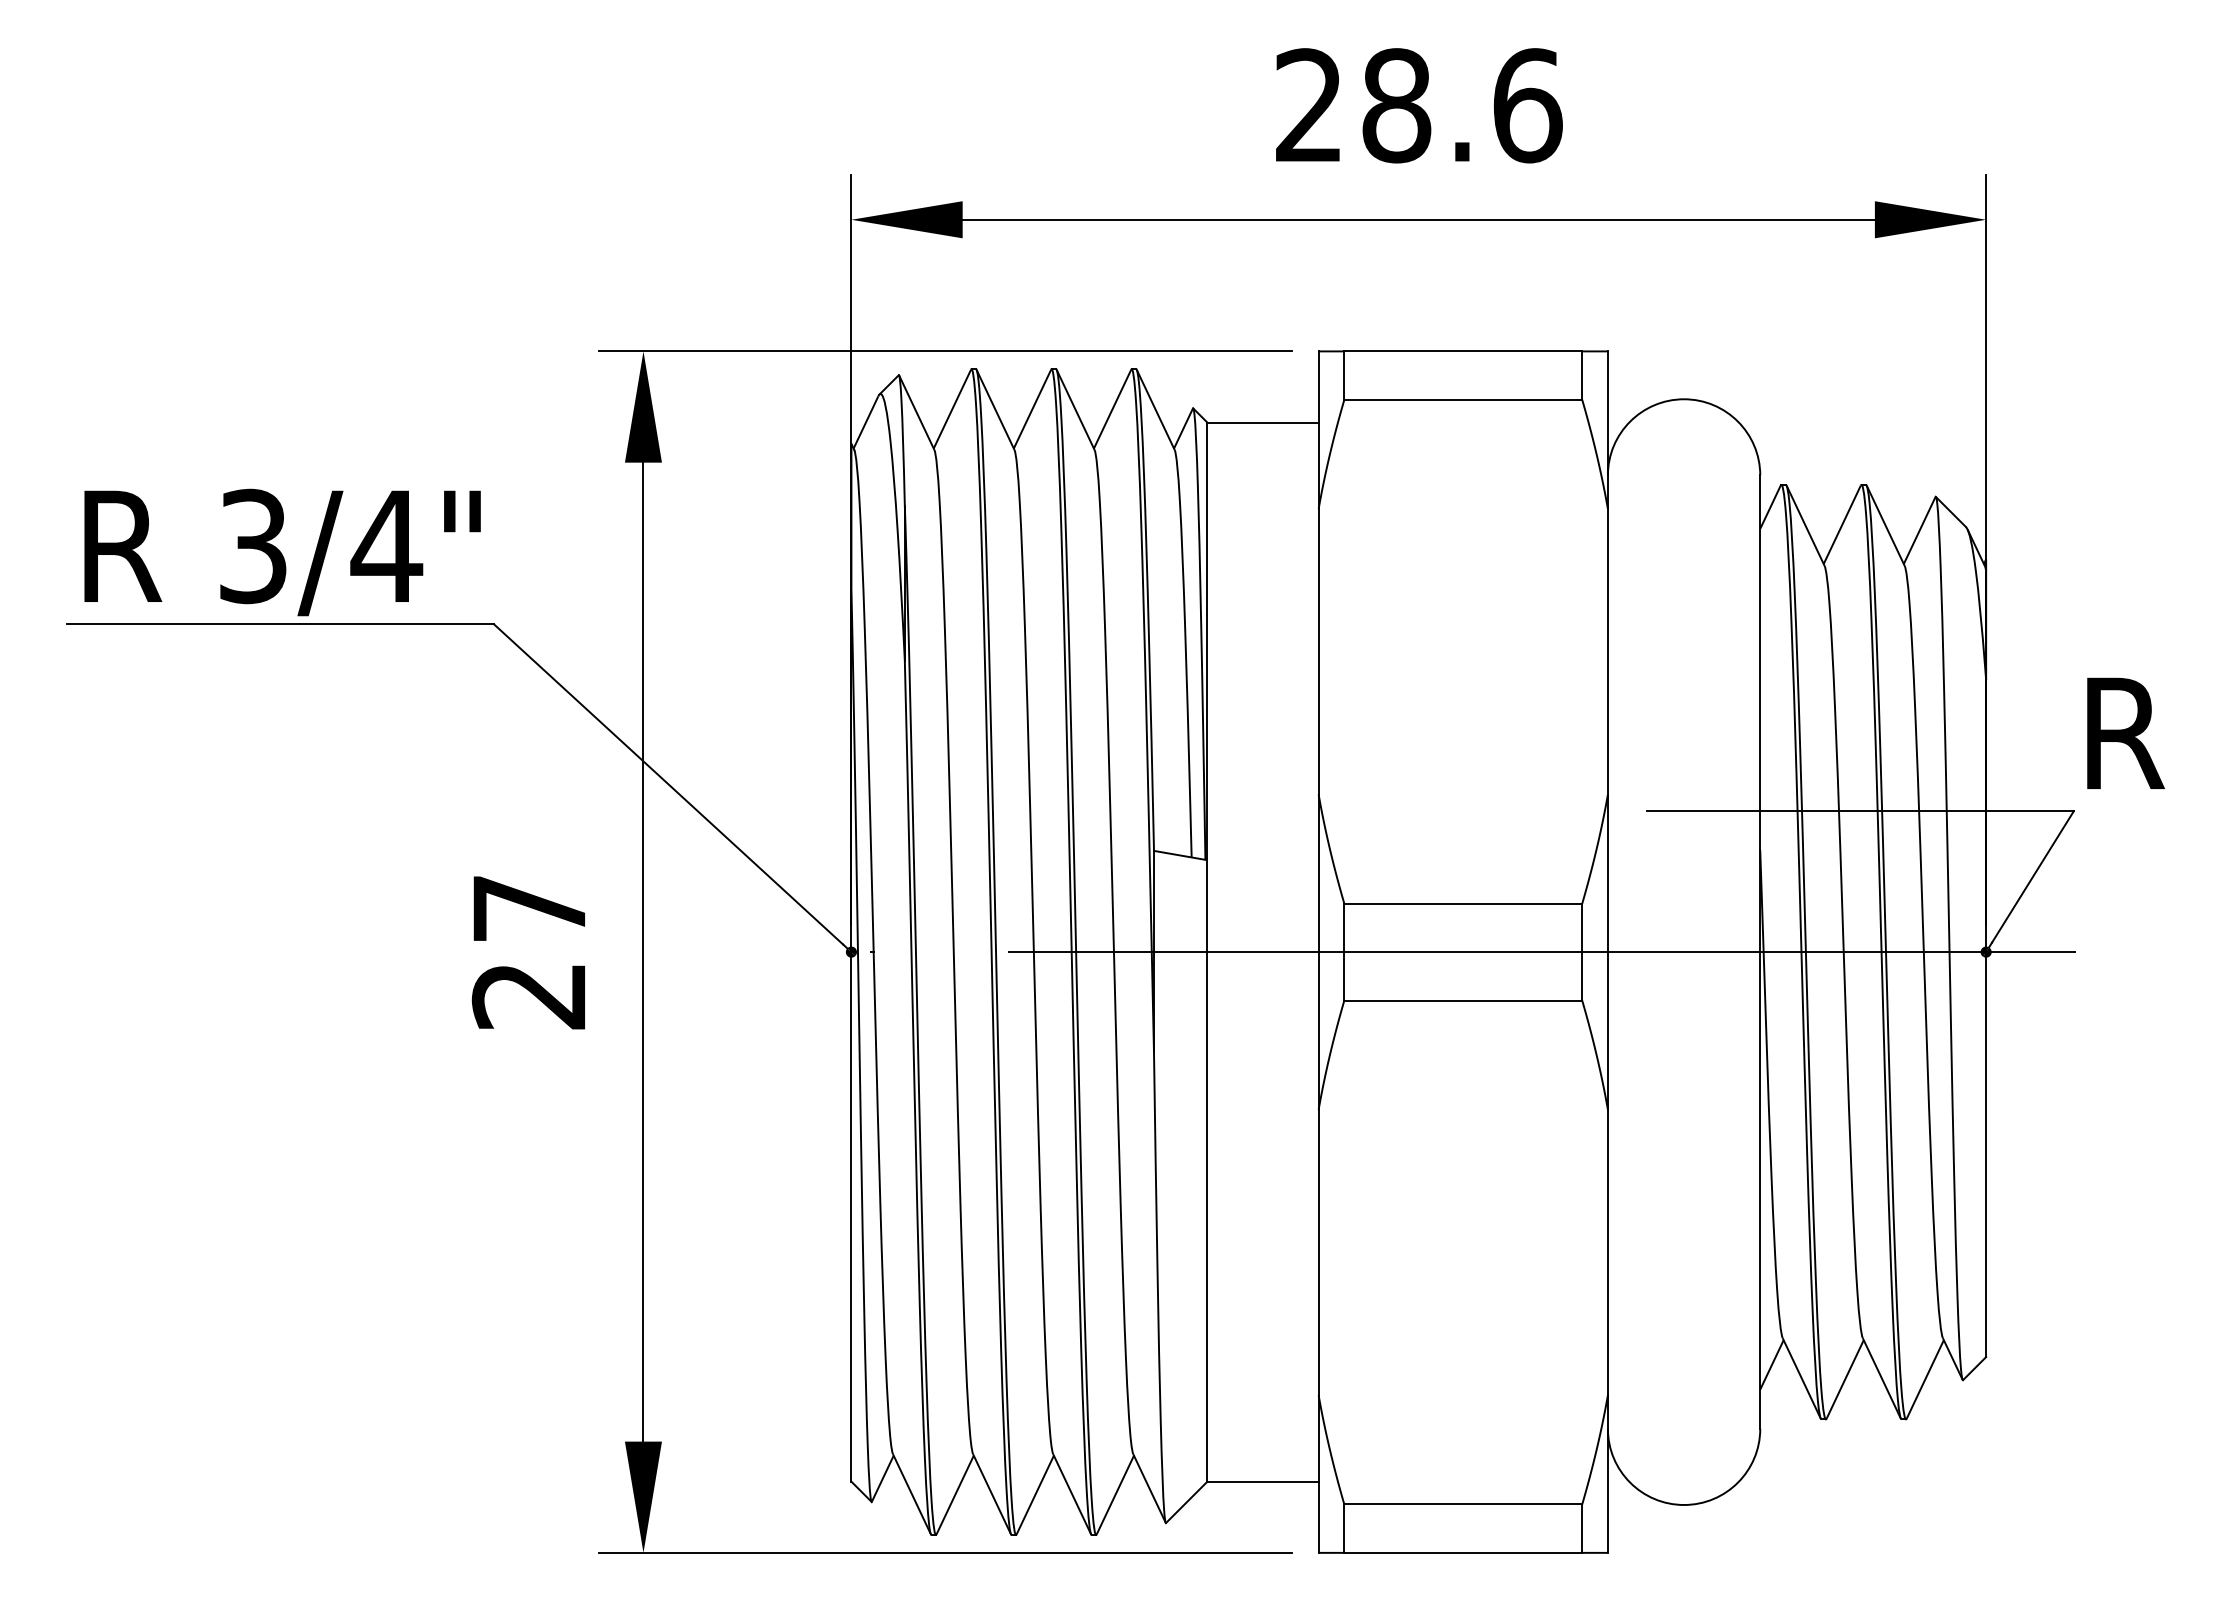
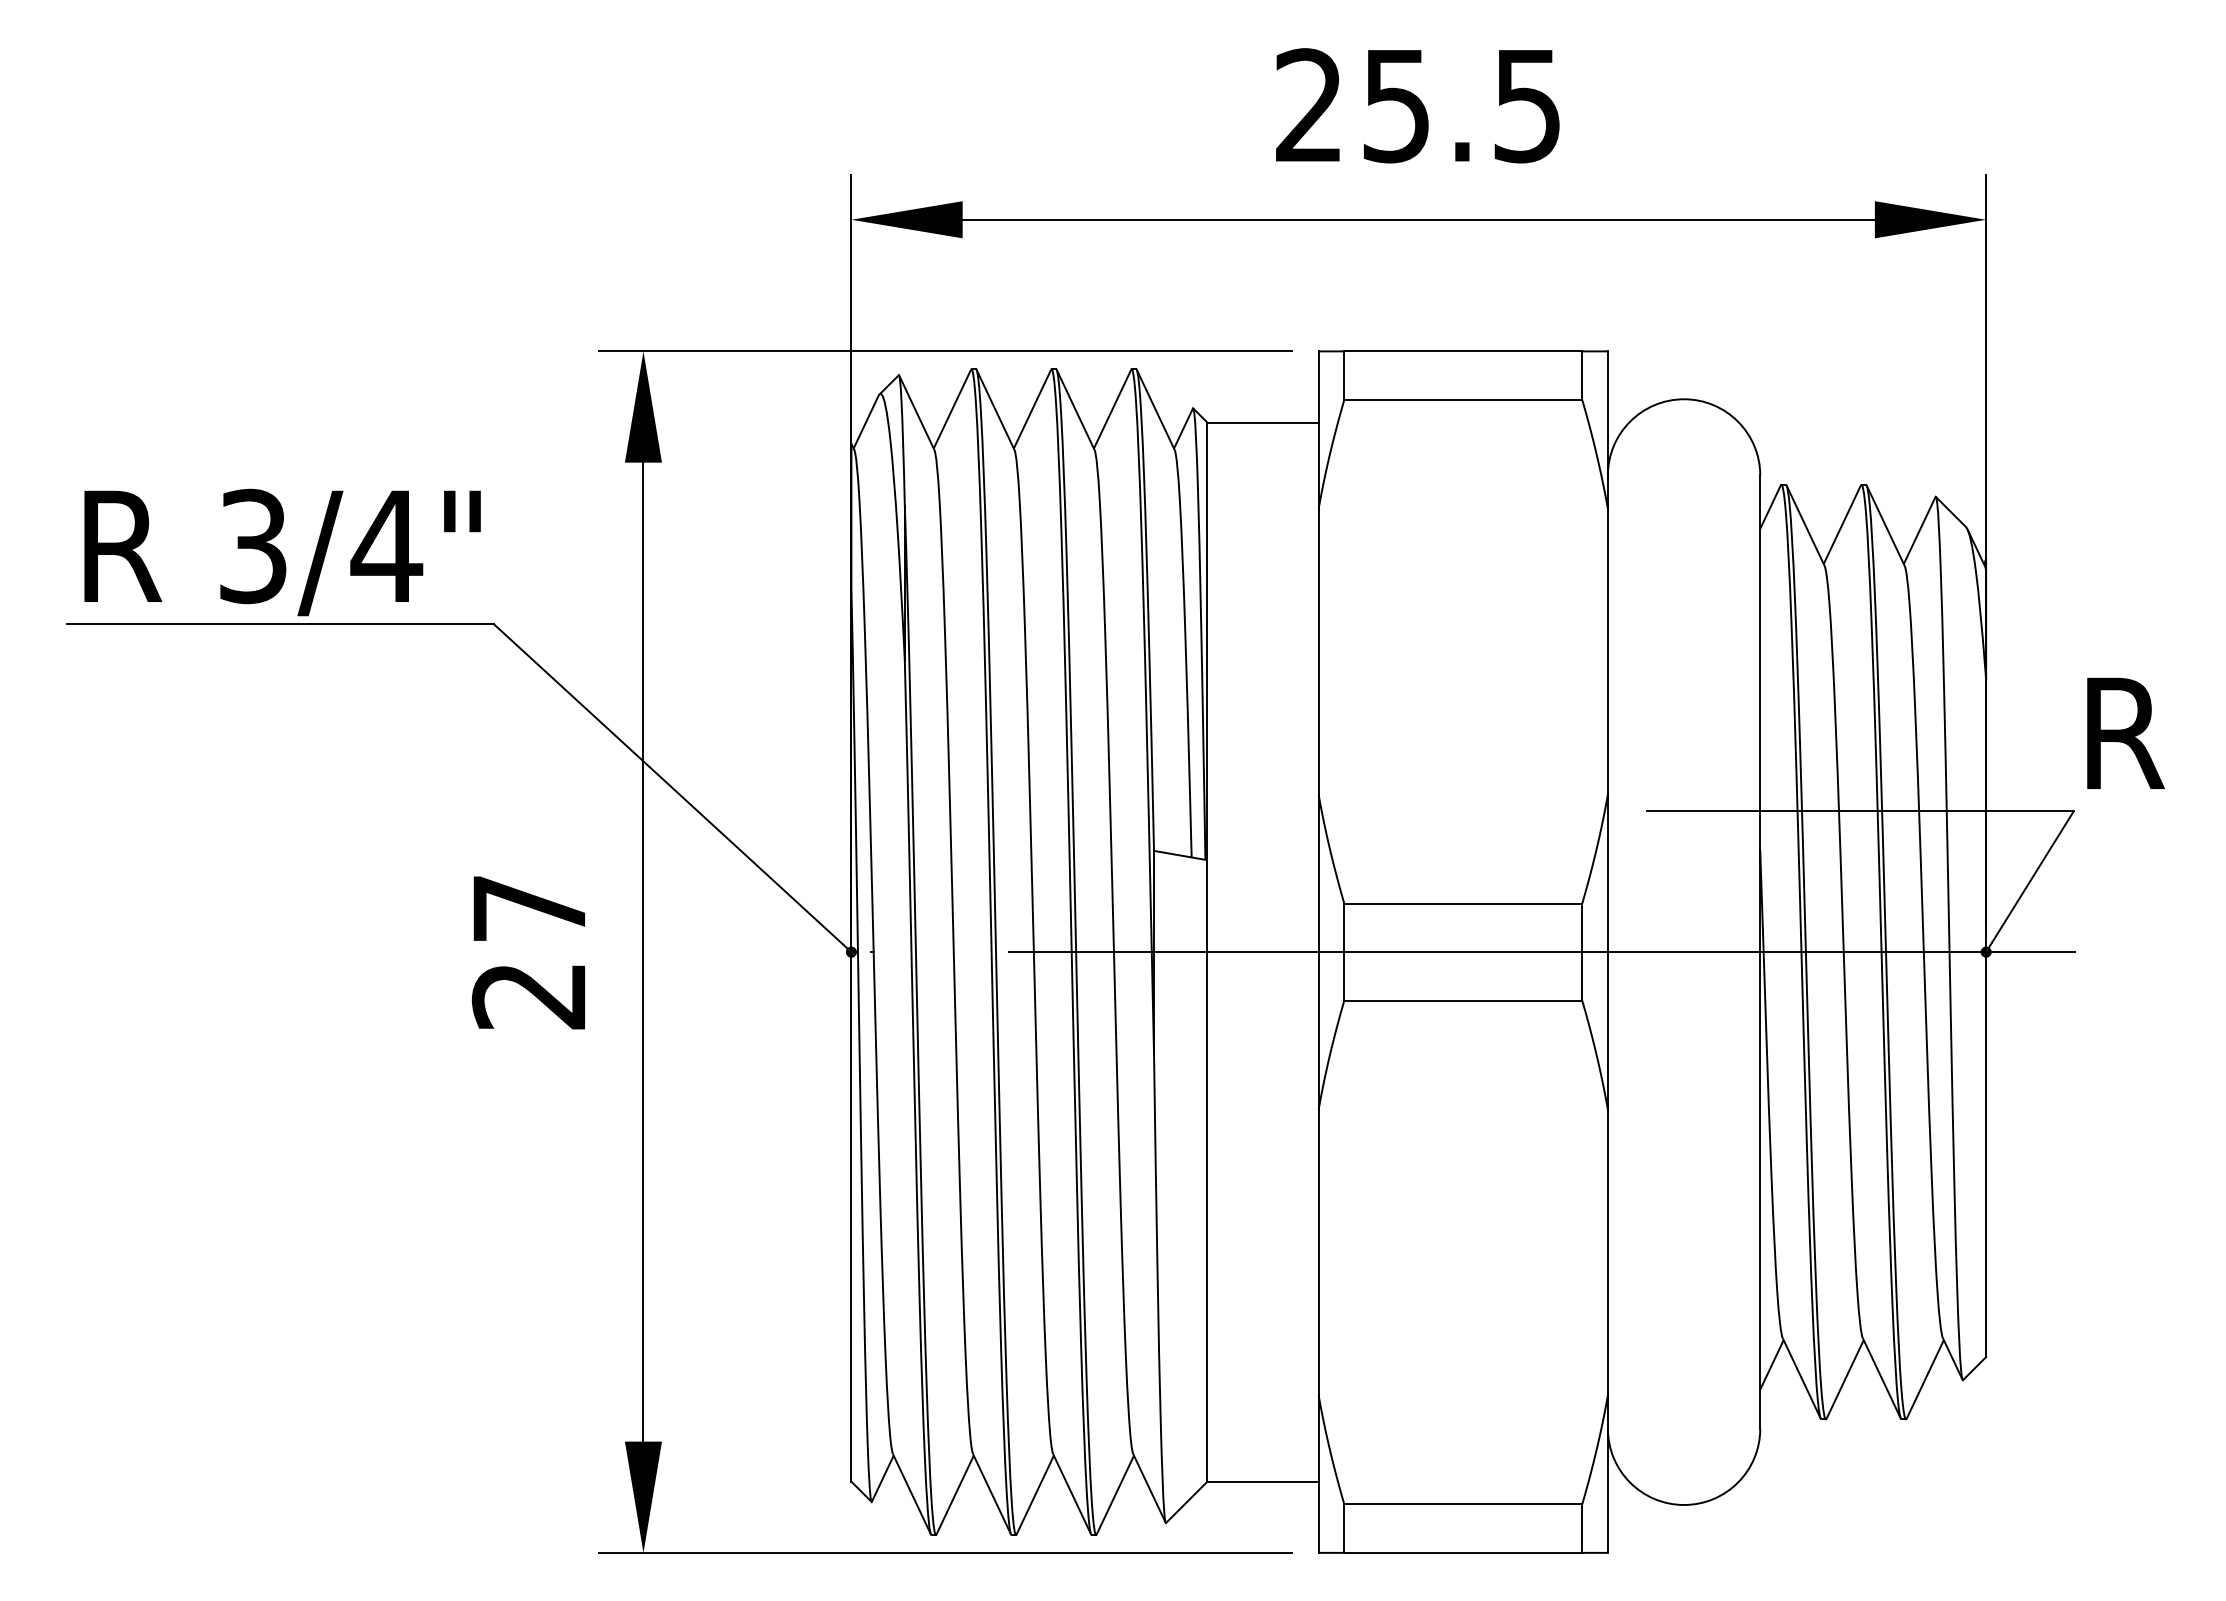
text: 28.6 -> 25.5 (1462, 105)
